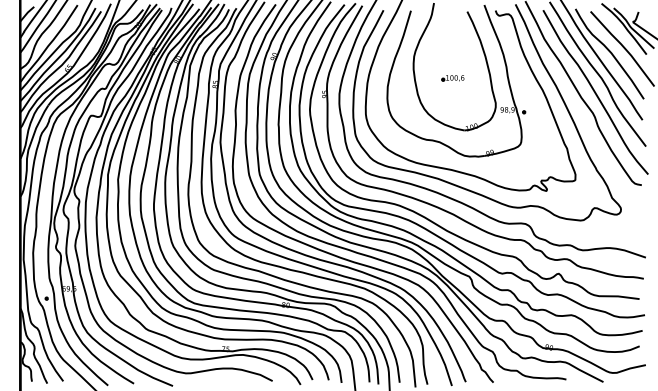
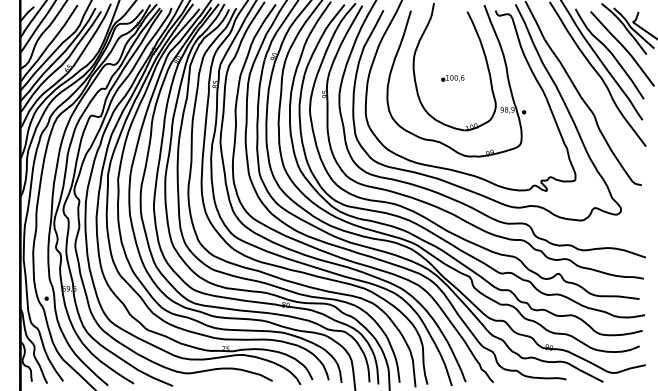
curve: present -> none (595, 92)
